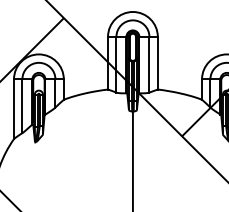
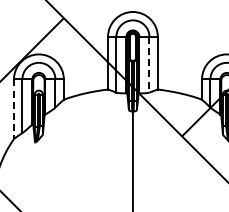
line: solid -> dashed (149, 64)
line: solid -> dashed (14, 109)
